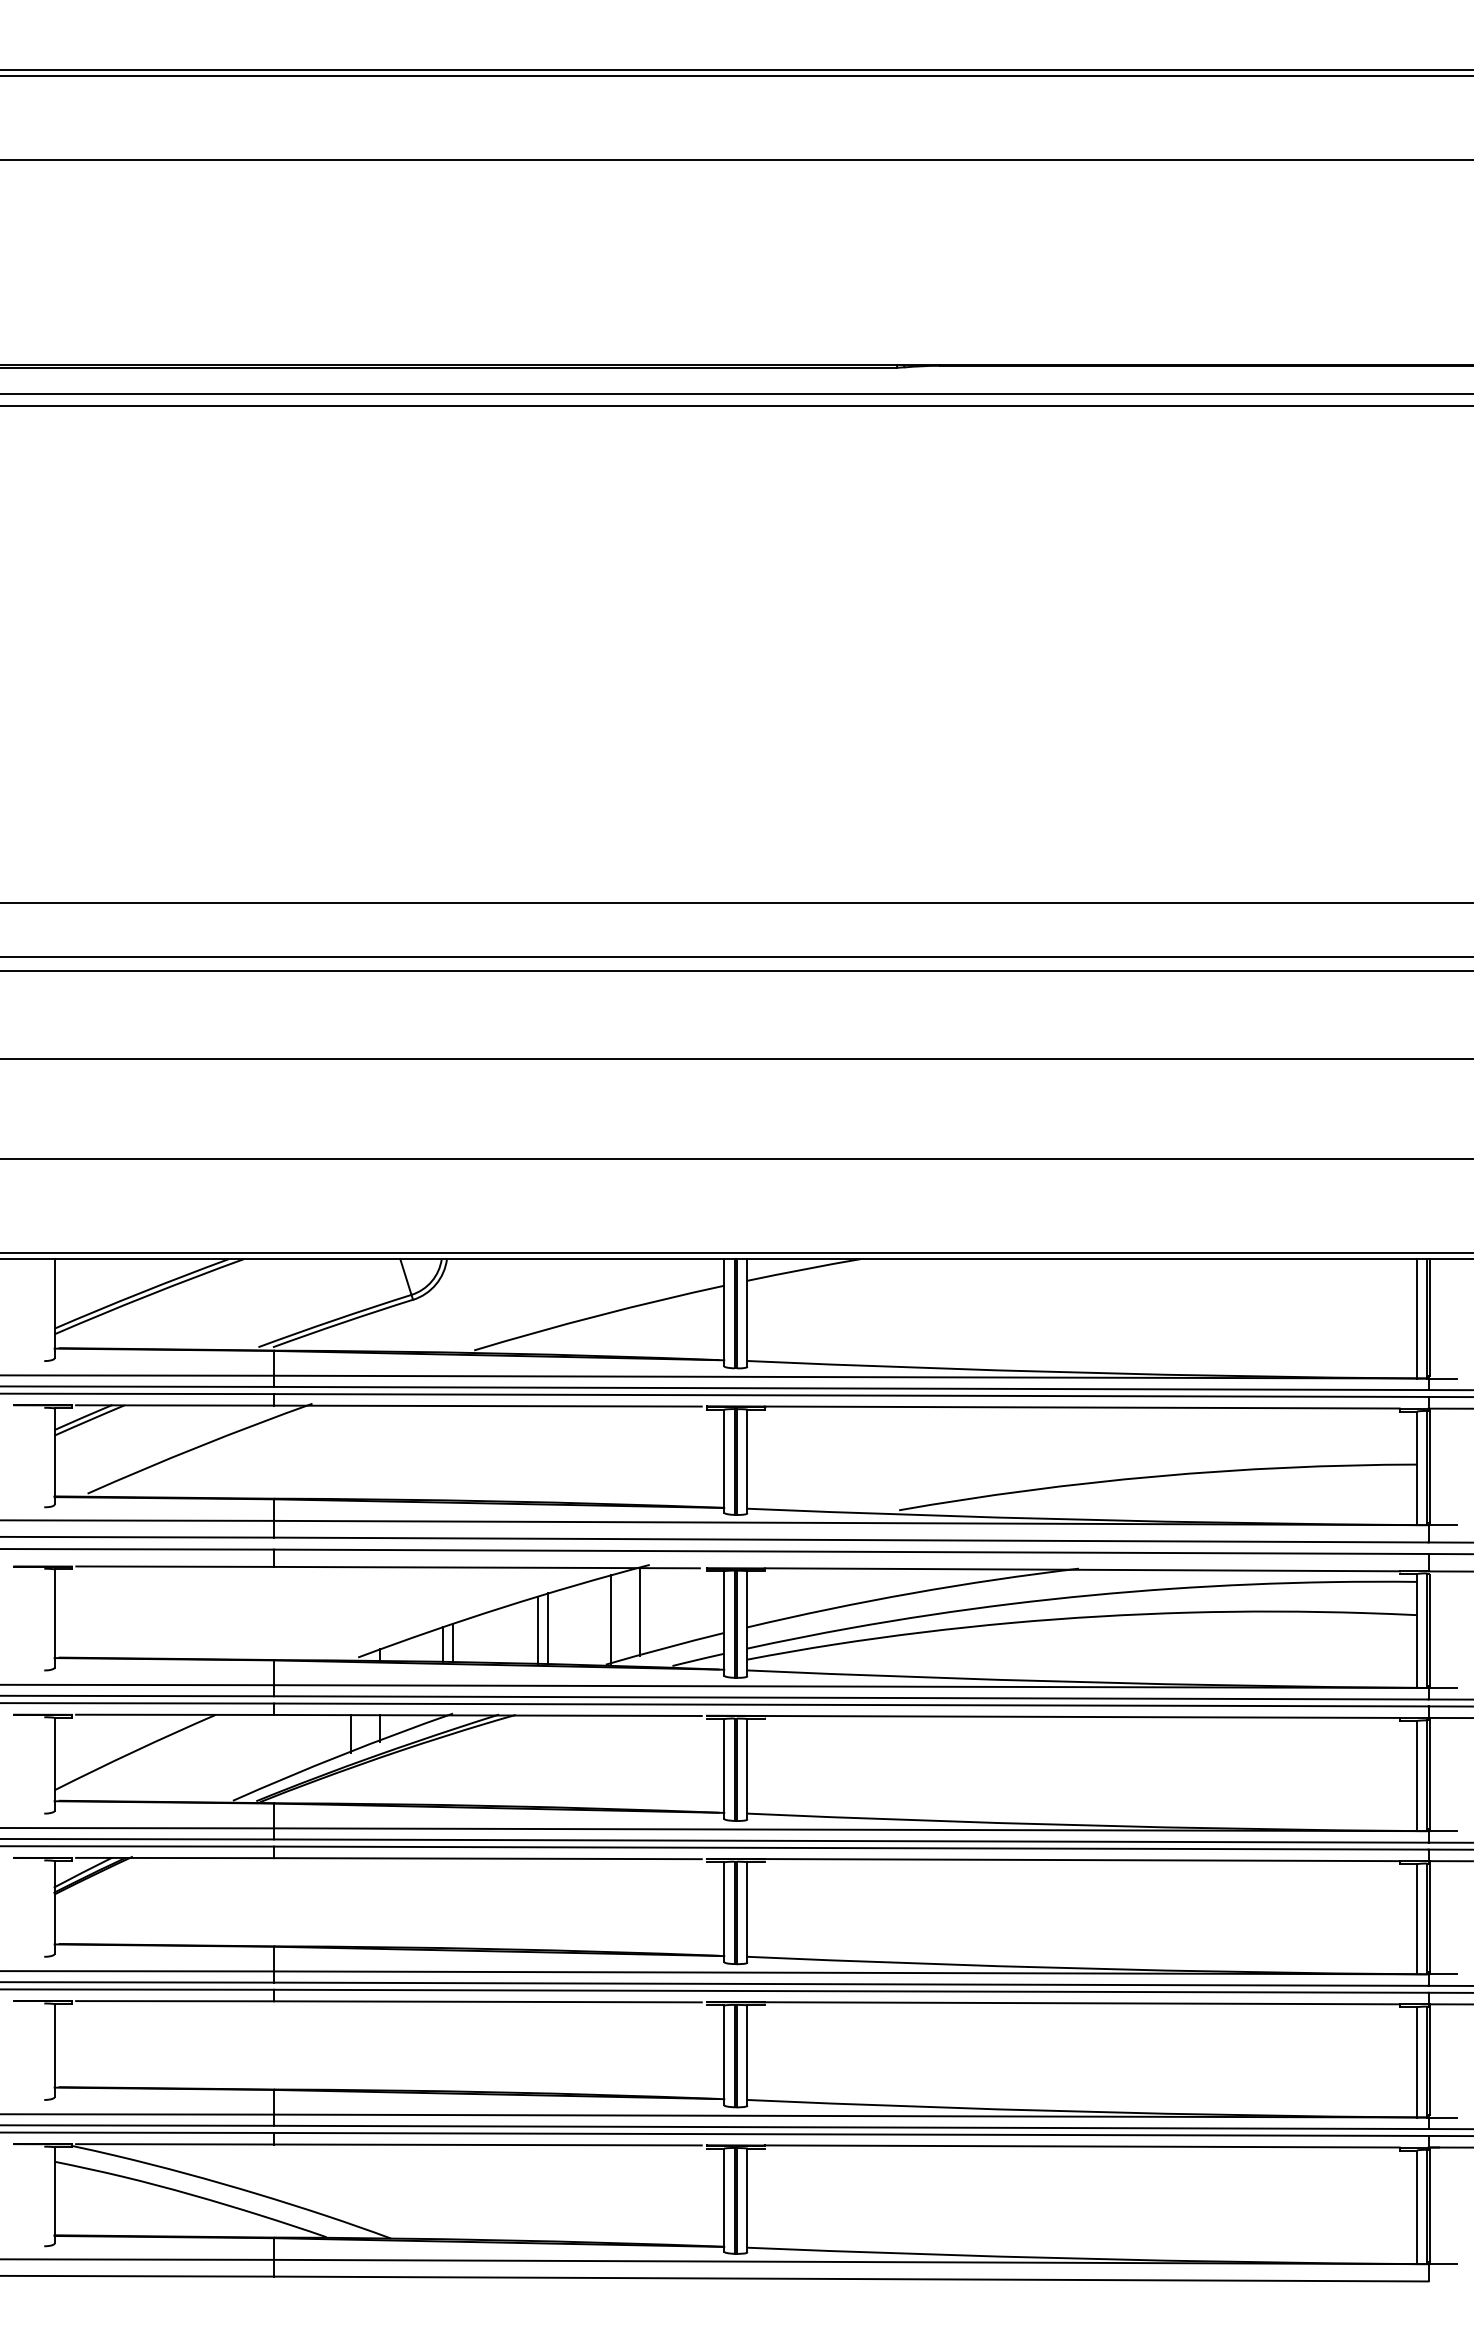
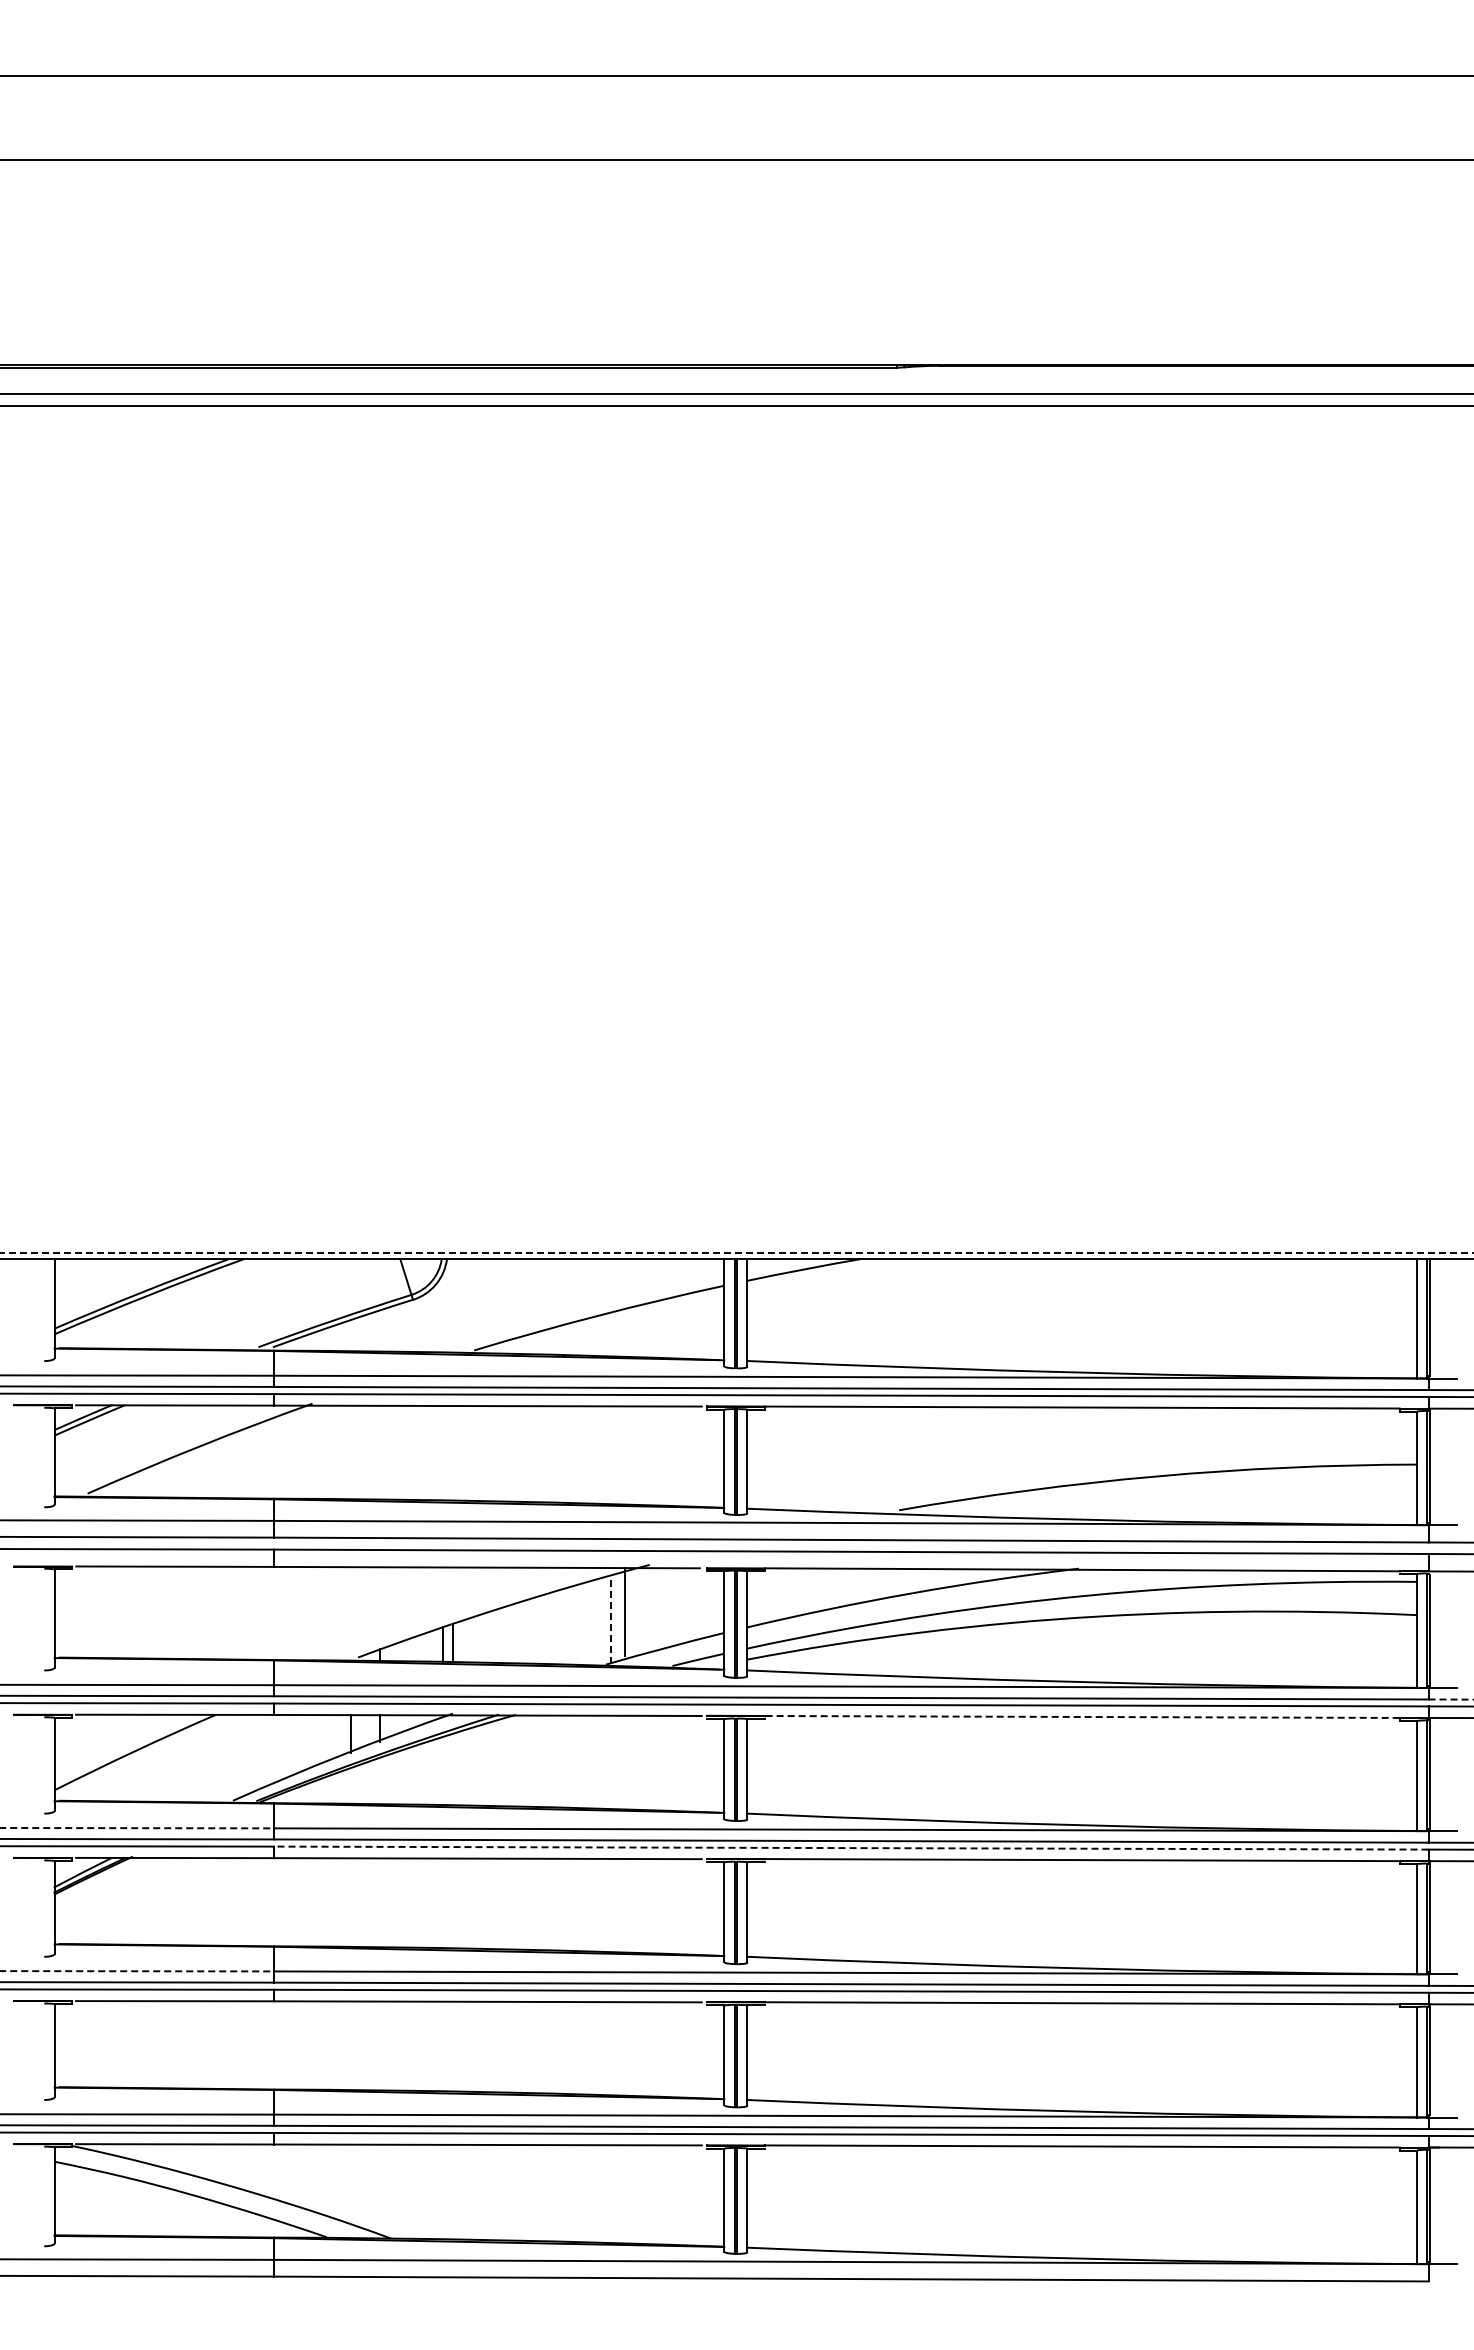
line: present -> none (736, 70)
line: present -> none (736, 903)
line: present -> none (736, 957)
line: present -> none (736, 971)
line: present -> none (736, 1059)
line: present -> none (736, 1159)
line: solid -> dashed (736, 1253)
line position: (639, 1612) -> (624, 1612) (624, 1612)
line: solid -> dashed (610, 1619)
line: present -> none (548, 1628)
line: present -> none (537, 1629)
line: solid -> dashed (1451, 1699)
line: solid -> dashed (1081, 1716)
line: solid -> dashed (137, 1828)
line: solid -> dashed (850, 1848)
line: solid -> dashed (137, 1971)
